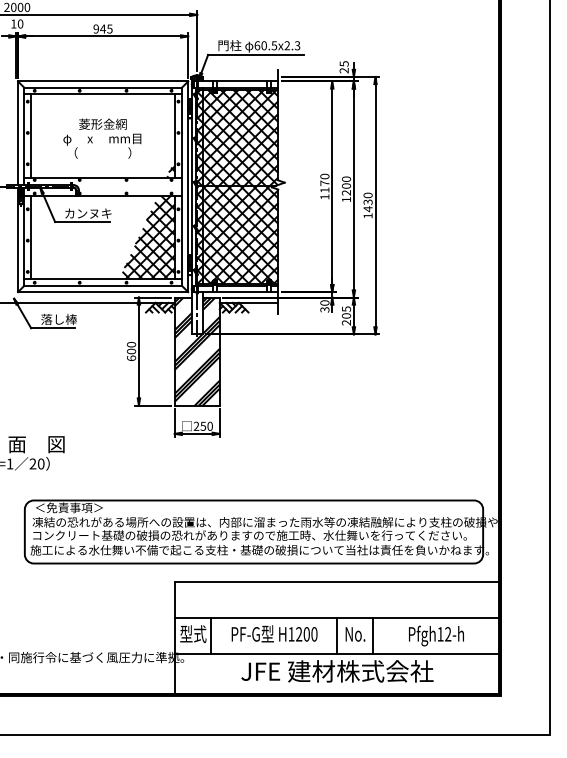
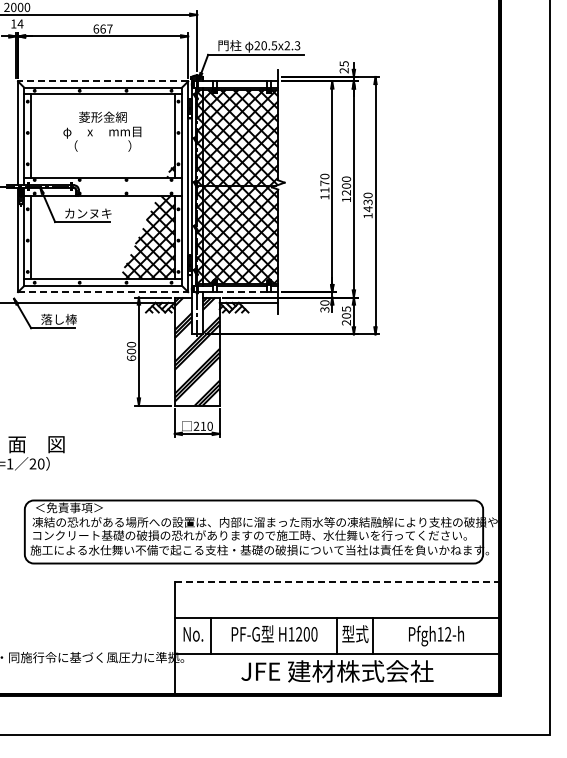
text: 10 -> 14 (20, 23)
text: 945 -> 667 (102, 28)
text: 60.5x2.3 -> 20.5x2.3 (257, 45)
line: solid -> dashed (102, 81)
text position: (102, 138) -> (102, 131) (102, 131)
line: solid -> dashed (103, 292)
line: solid -> dashed (241, 292)
text: 250 -> 210 (203, 425)
line: solid -> dashed (337, 582)
text: 型式 -> No. (193, 633)
text: No. -> 型式 (355, 633)
